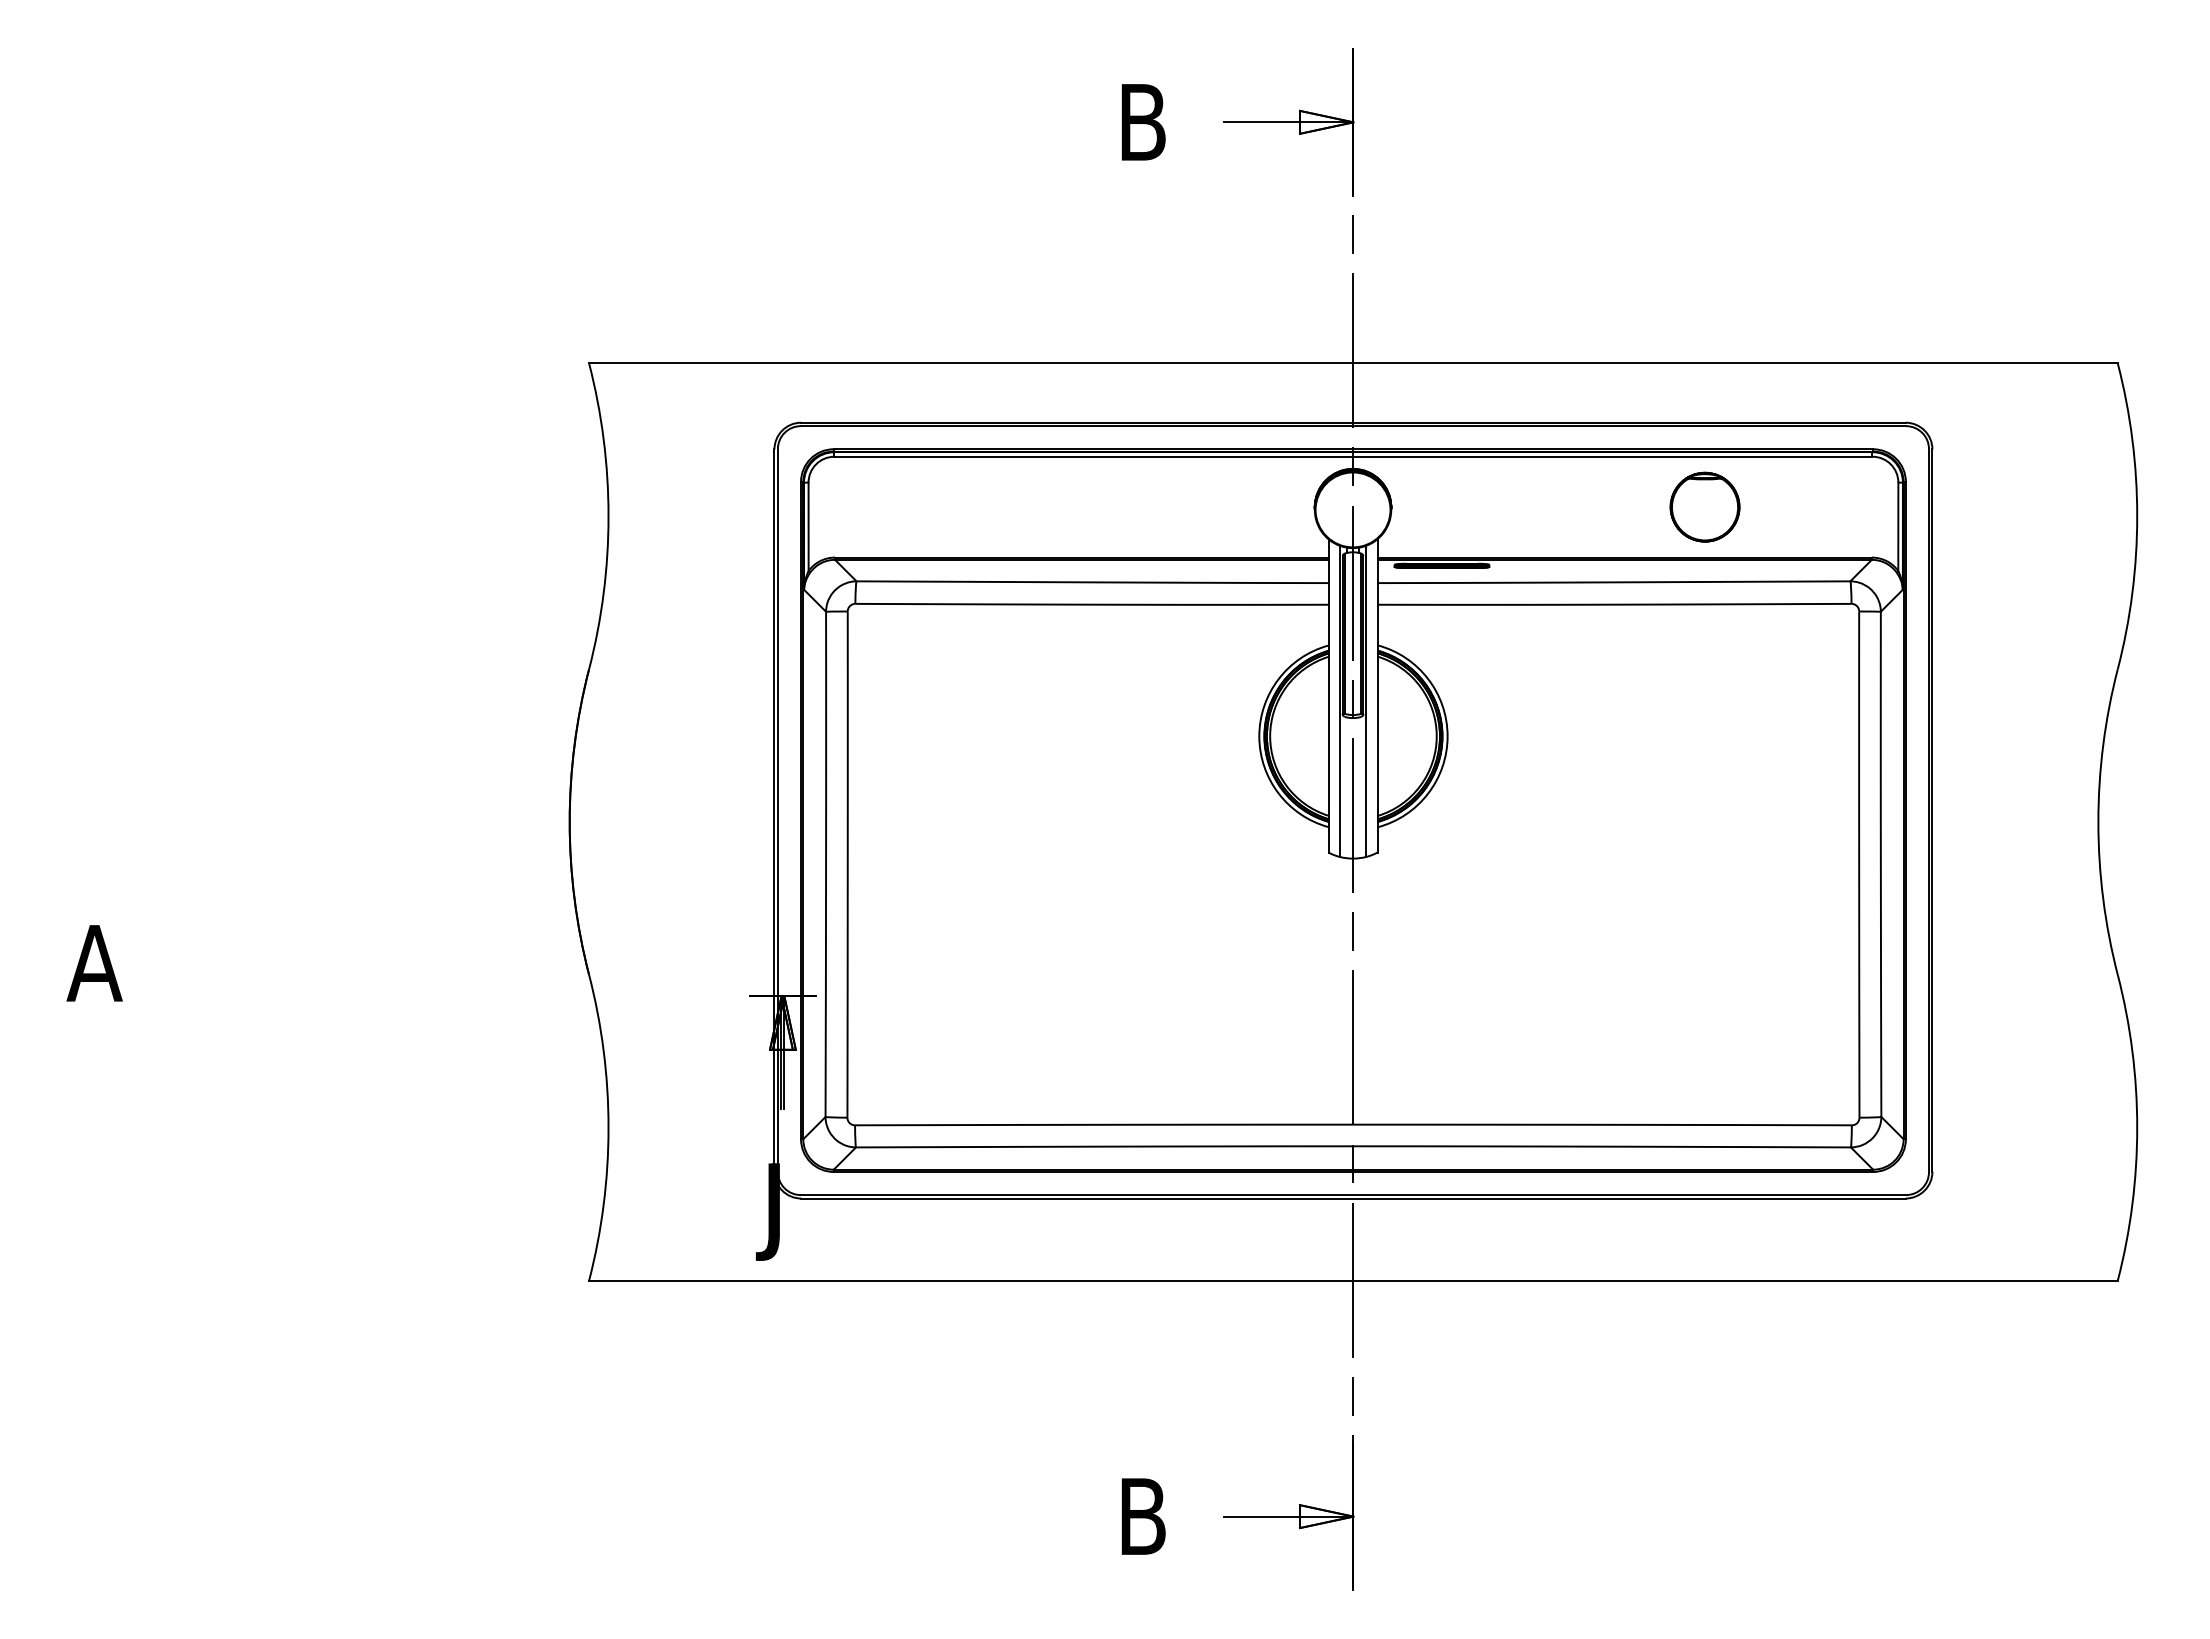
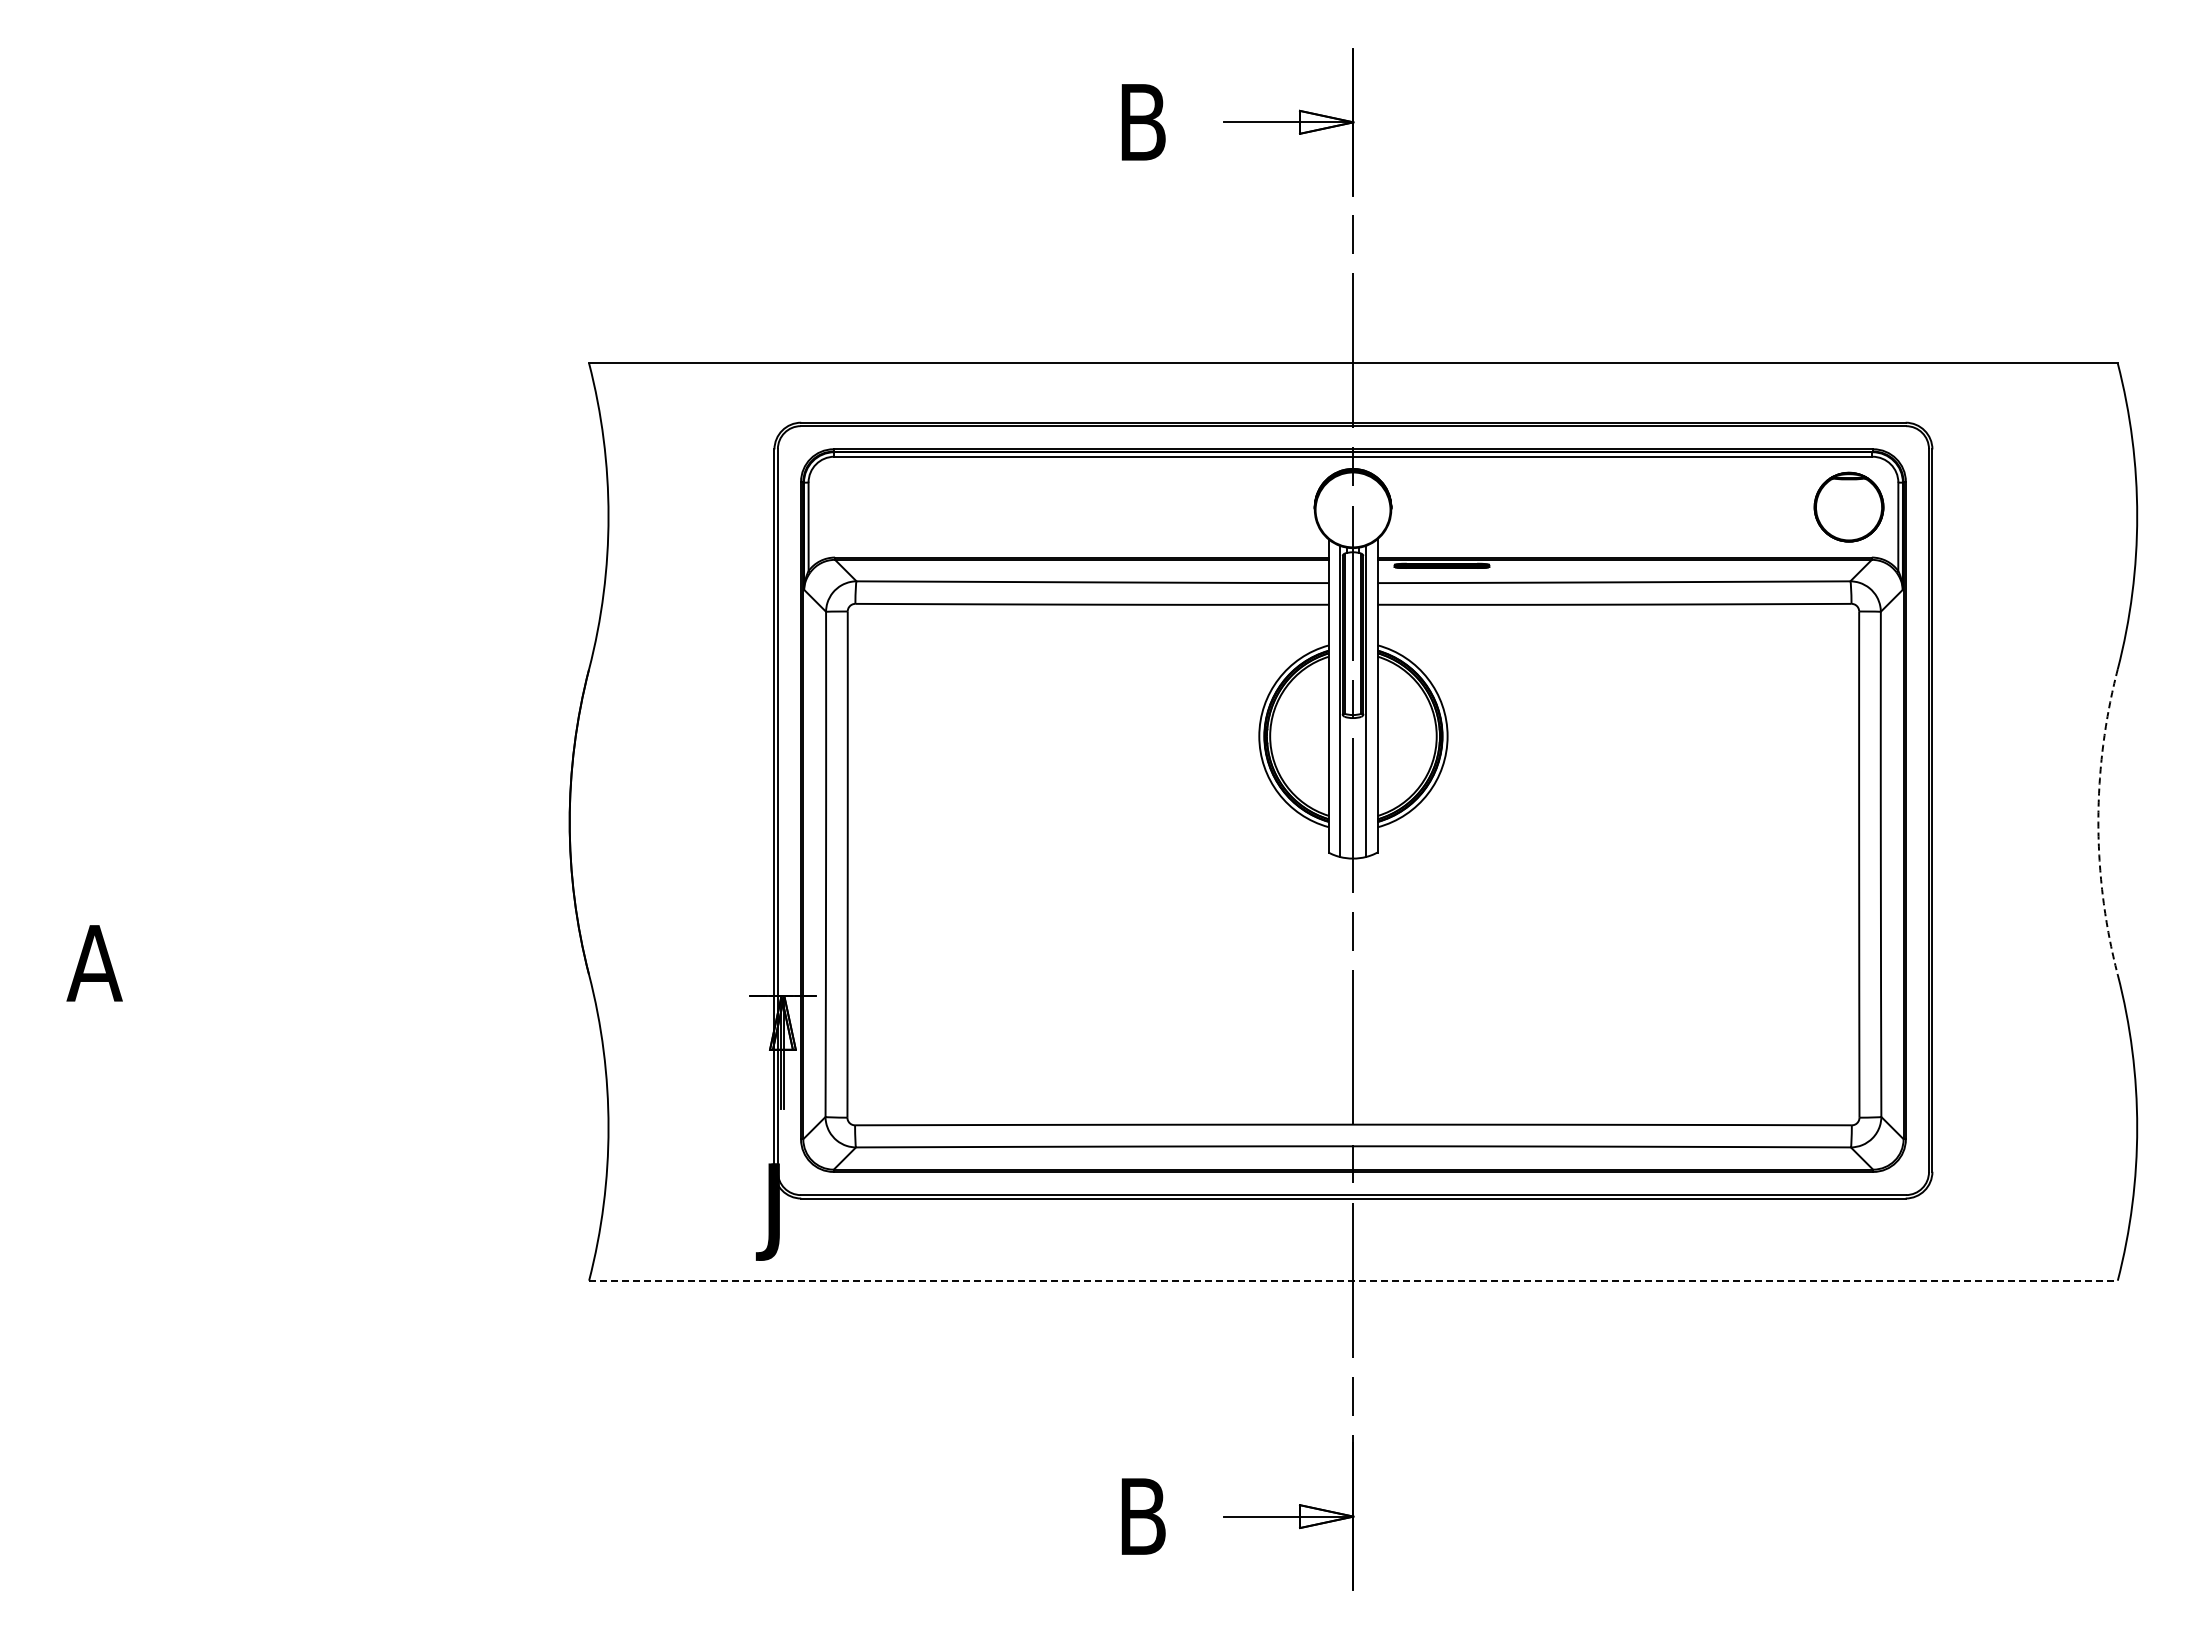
part position: (1704, 506) -> (1848, 506) (1848, 506)
arc: solid -> dashed (2098, 822)
line: solid -> dashed (1353, 1280)
